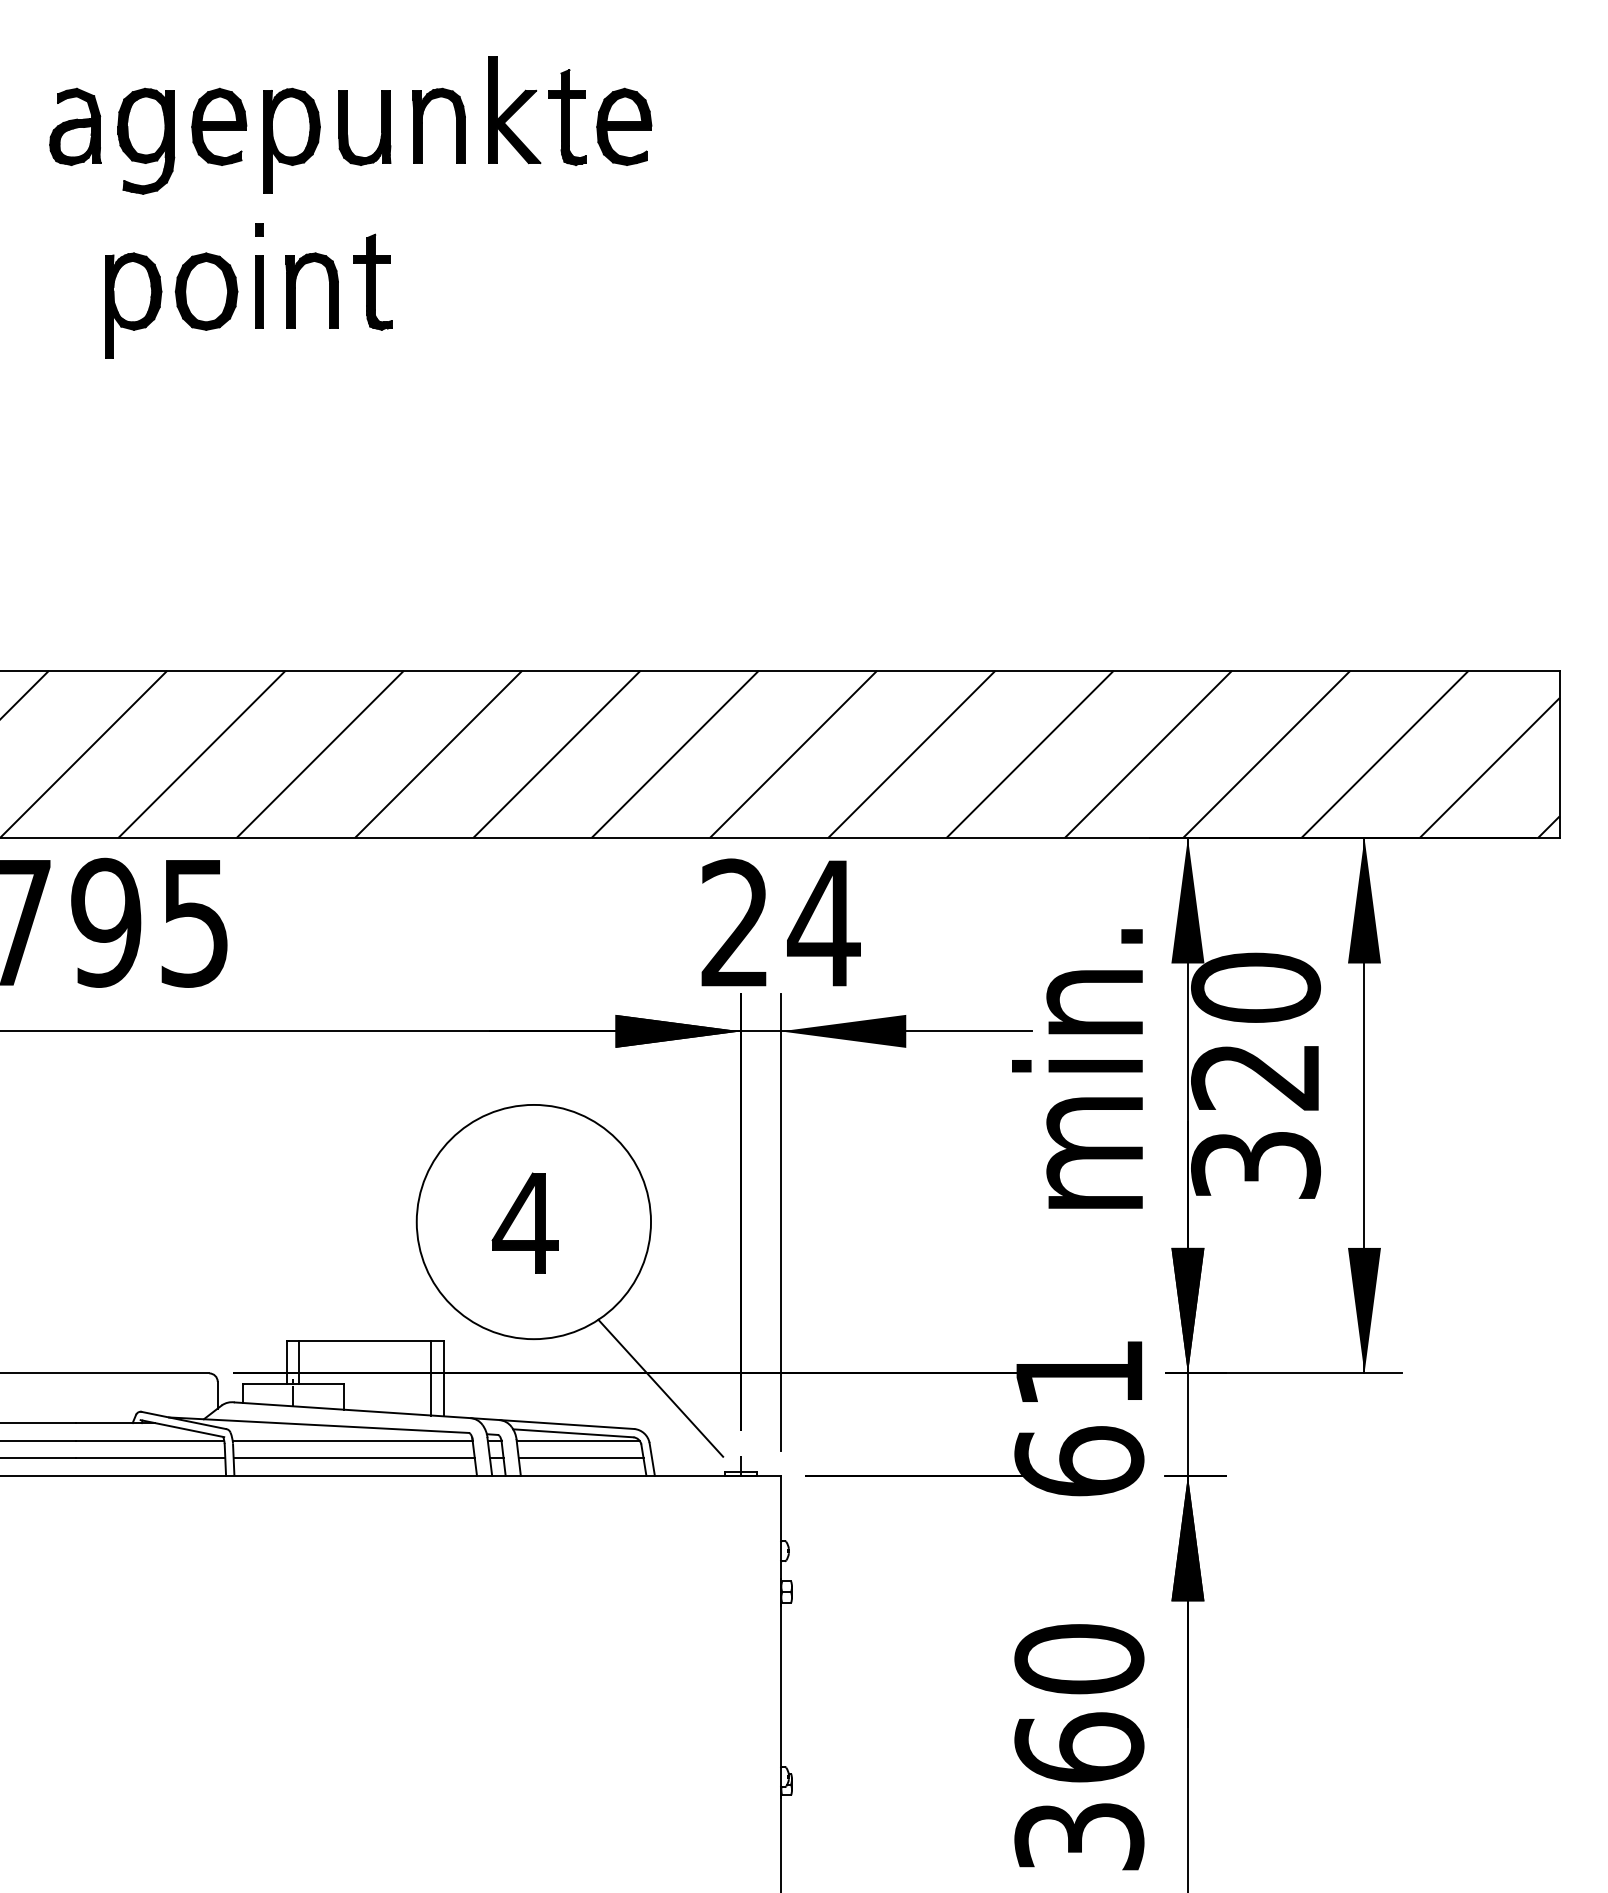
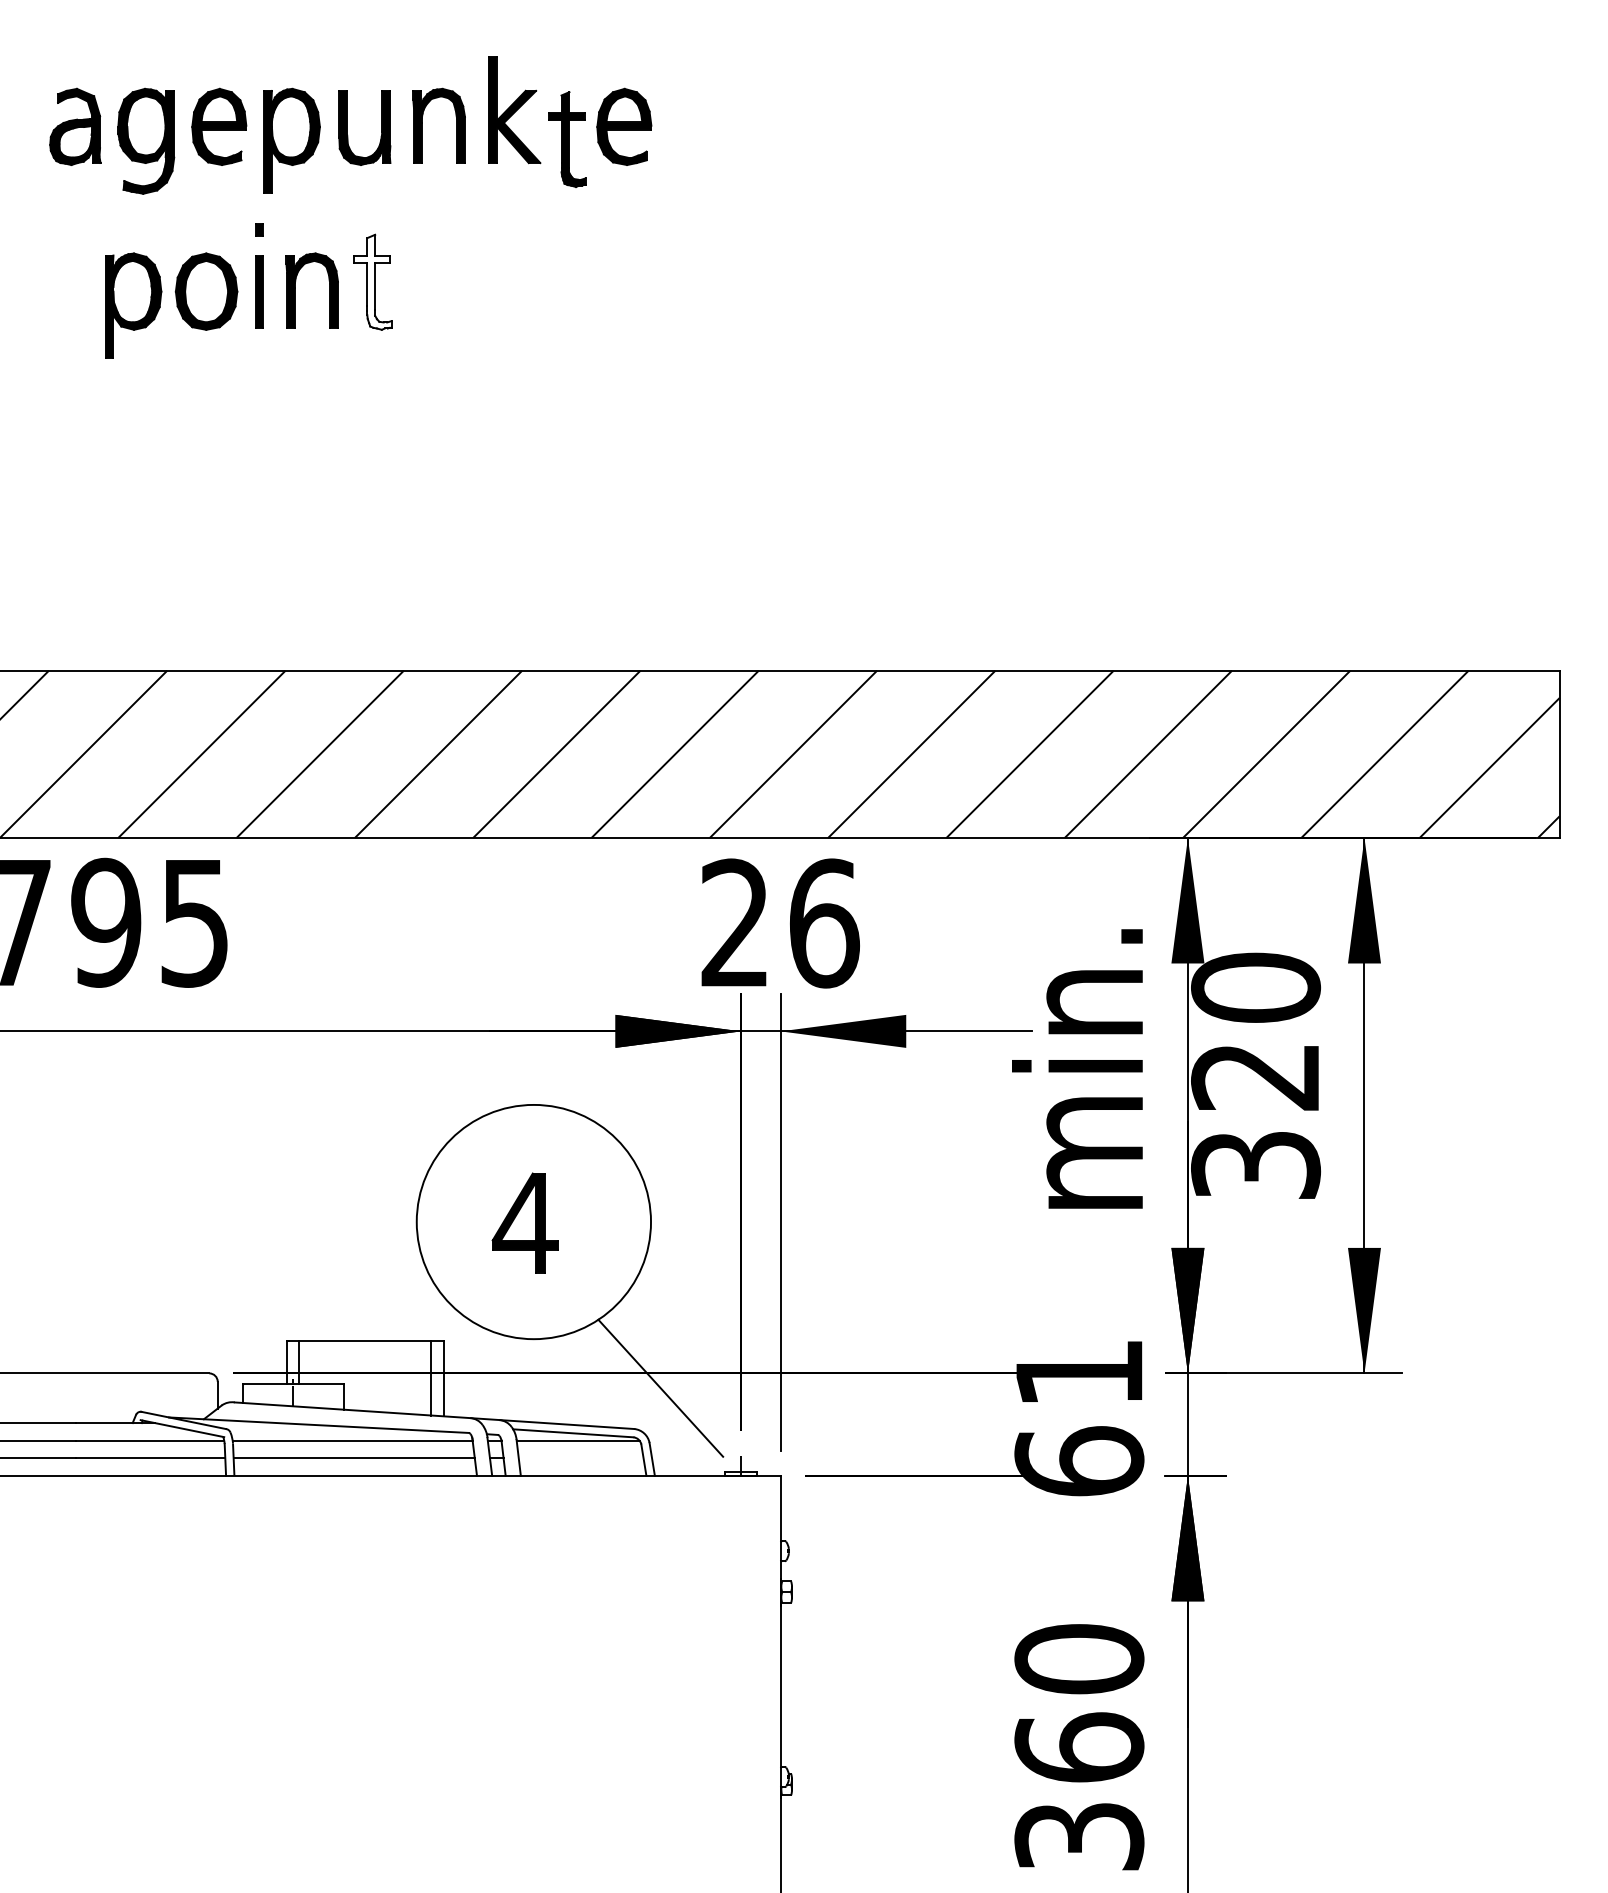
part position: (567, 117) -> (567, 139) (567, 139)
fill: present -> none (372, 281)
text: 24 -> 26 (823, 923)
line: present -> none (580, 1458)
